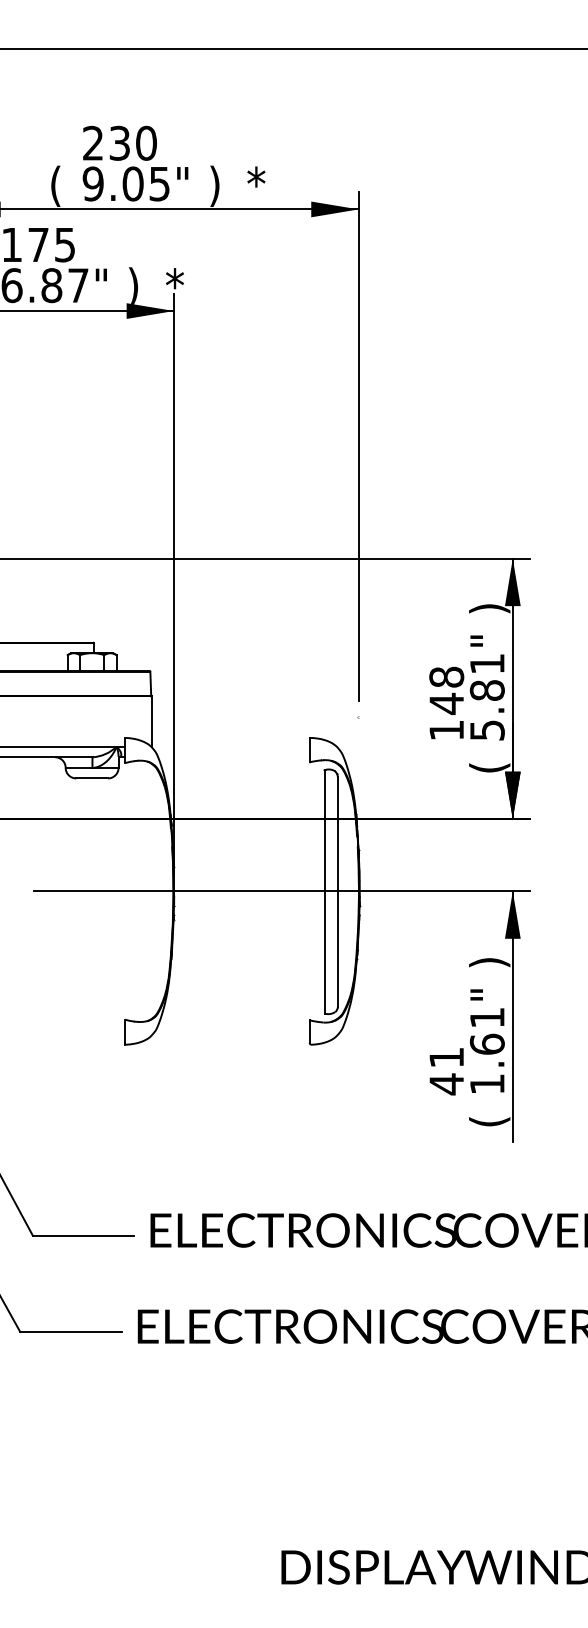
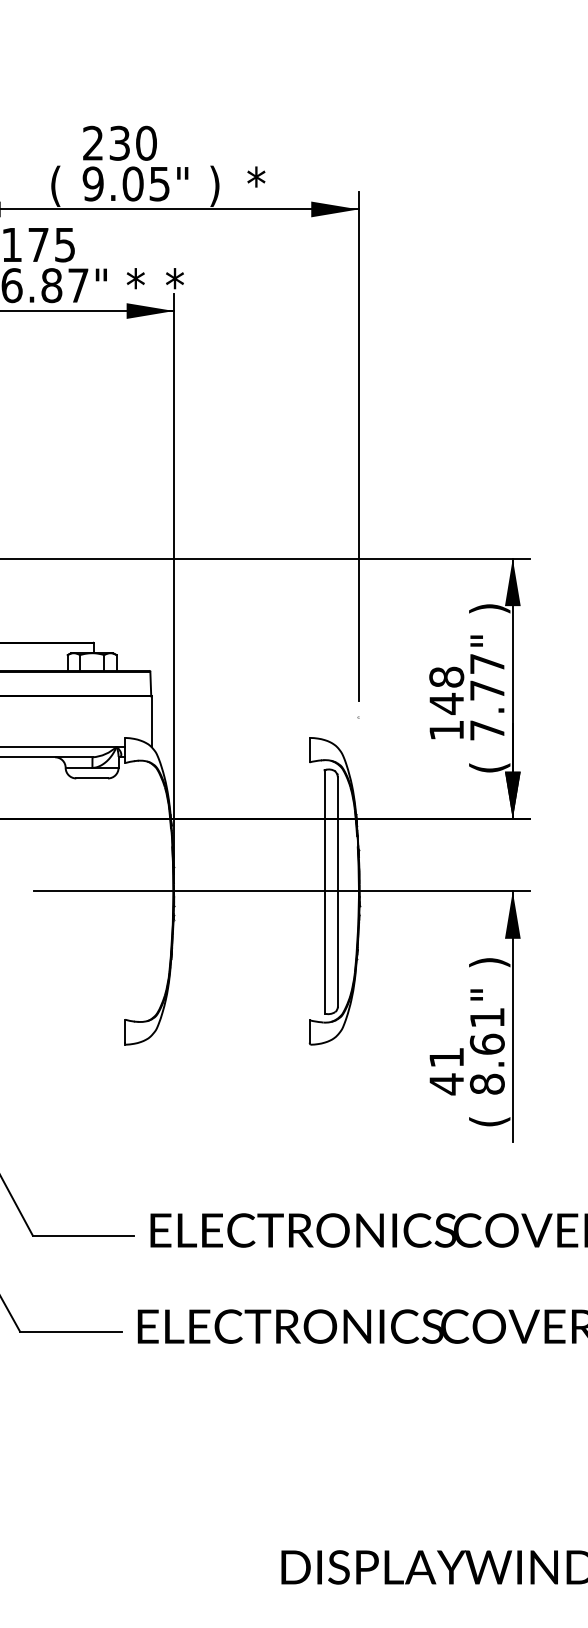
line: present -> none (293, 48)
text: ) -> * (135, 285)
text: 5.81" -> 7.77" (486, 697)
text: 1.61" -> 8.61" (486, 1083)
